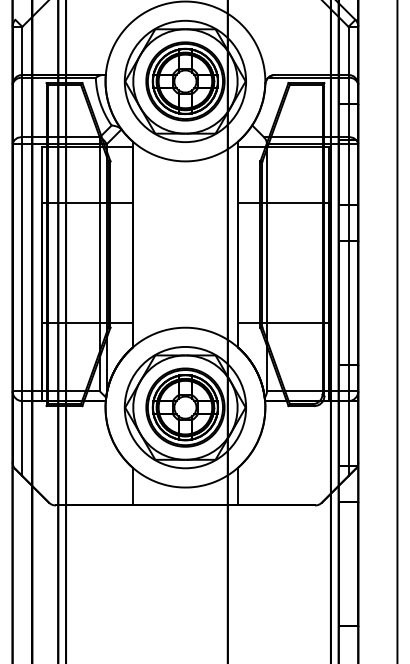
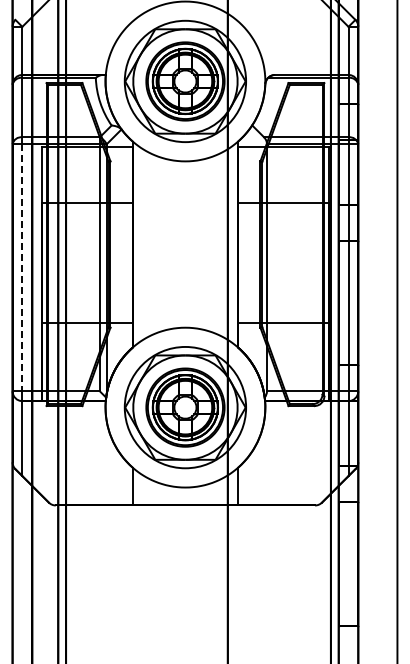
line: solid -> dashed (22, 267)
